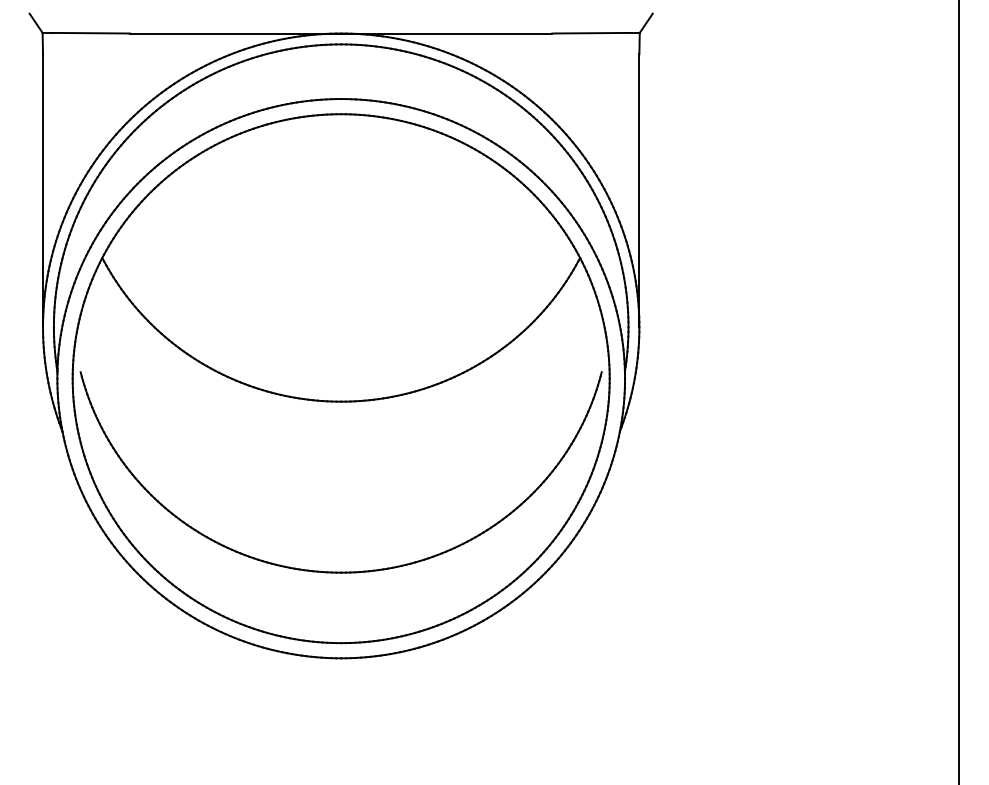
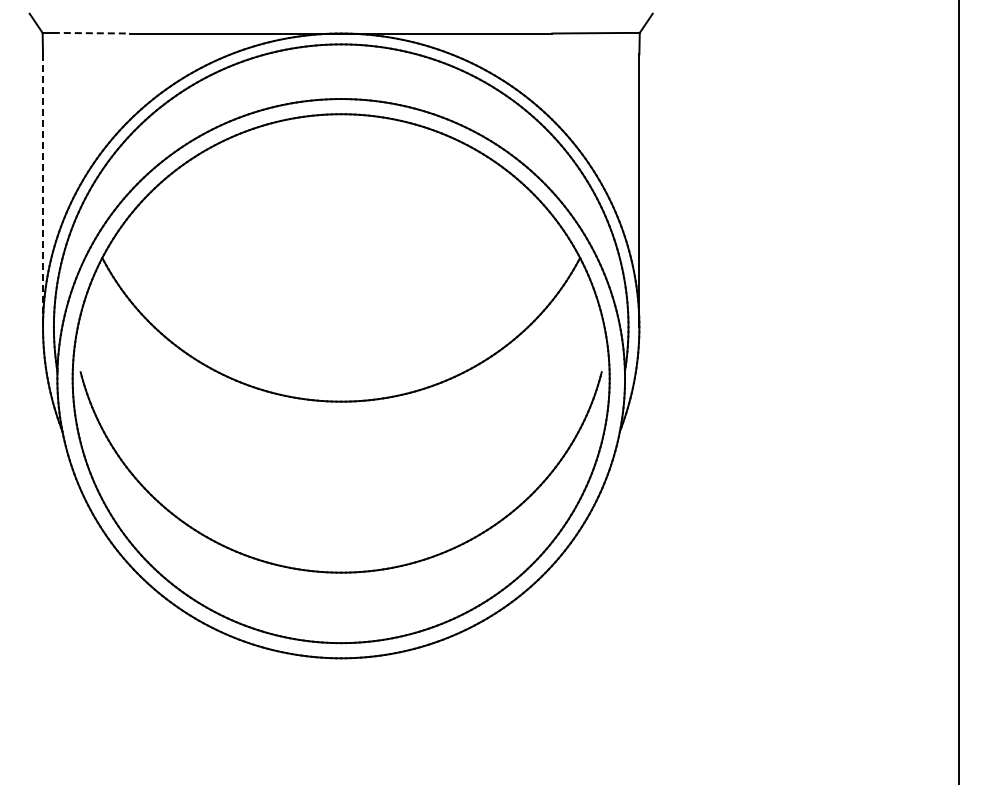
line: solid -> dashed (91, 33)
line: solid -> dashed (43, 191)
